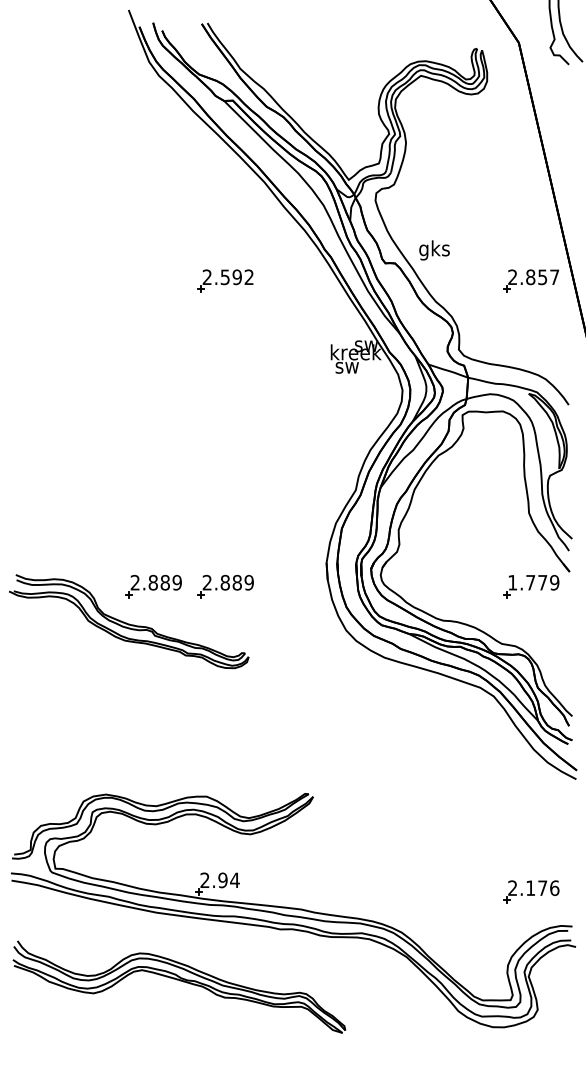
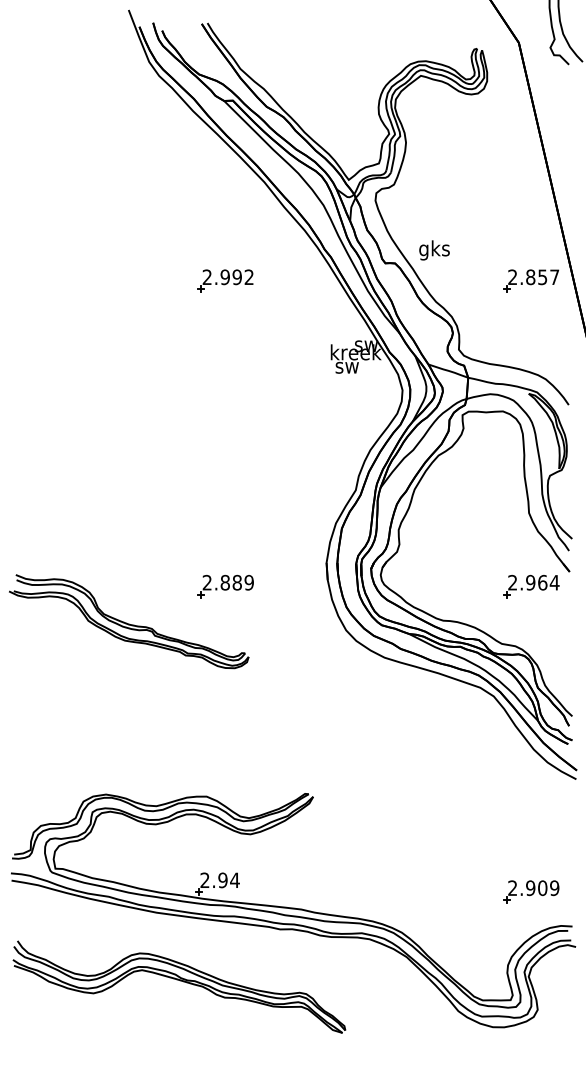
text: 2.592 -> 2.992 (224, 276)
text: 1.779 -> 2.964 (533, 582)
part: present -> none (153, 586)
text: 2.176 -> 2.909 (542, 888)
